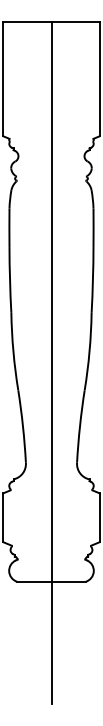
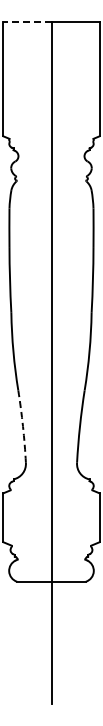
line: solid -> dashed (26, 21)
arc: solid -> dashed (23, 426)
